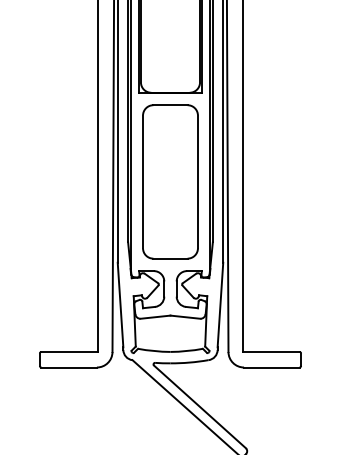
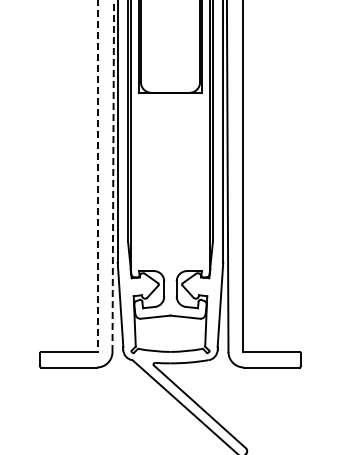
line: solid -> dashed (97, 176)
line: solid -> dashed (113, 176)
part: present -> none (170, 181)
